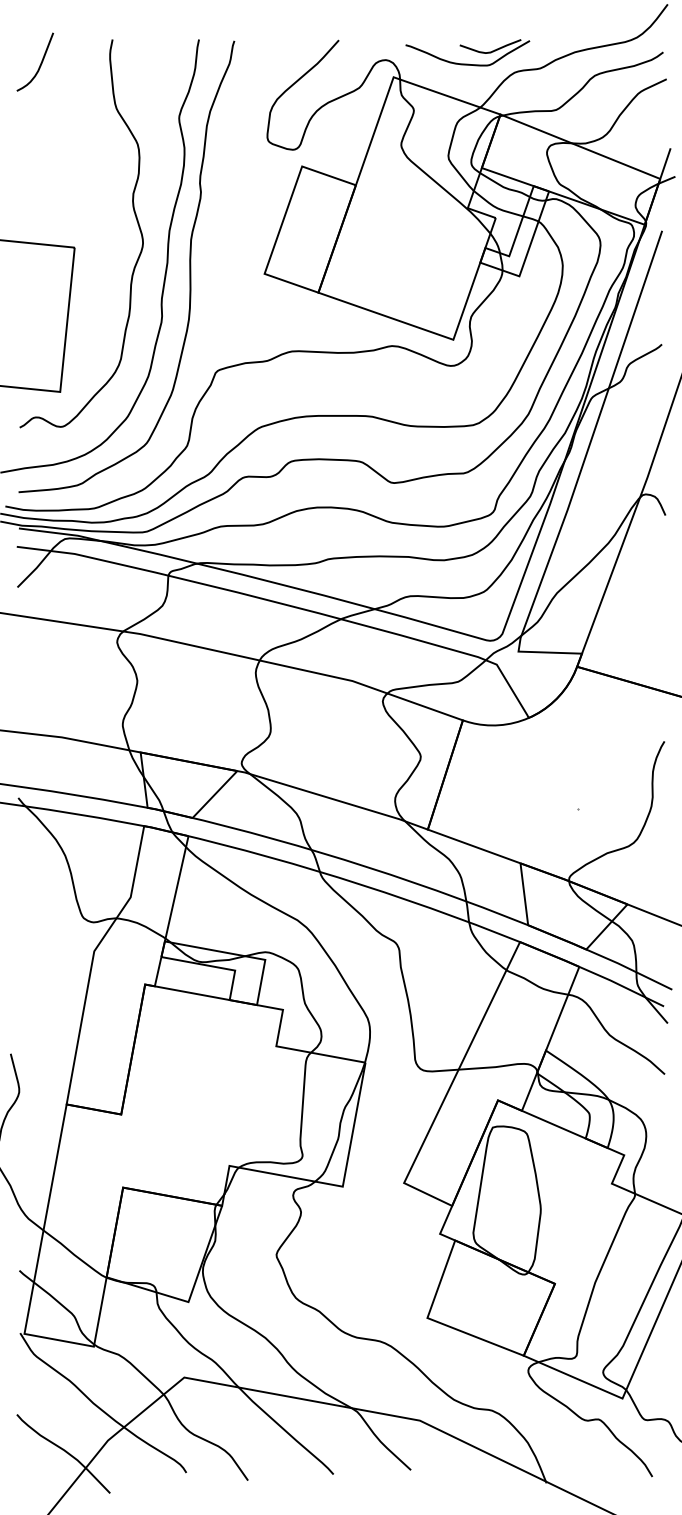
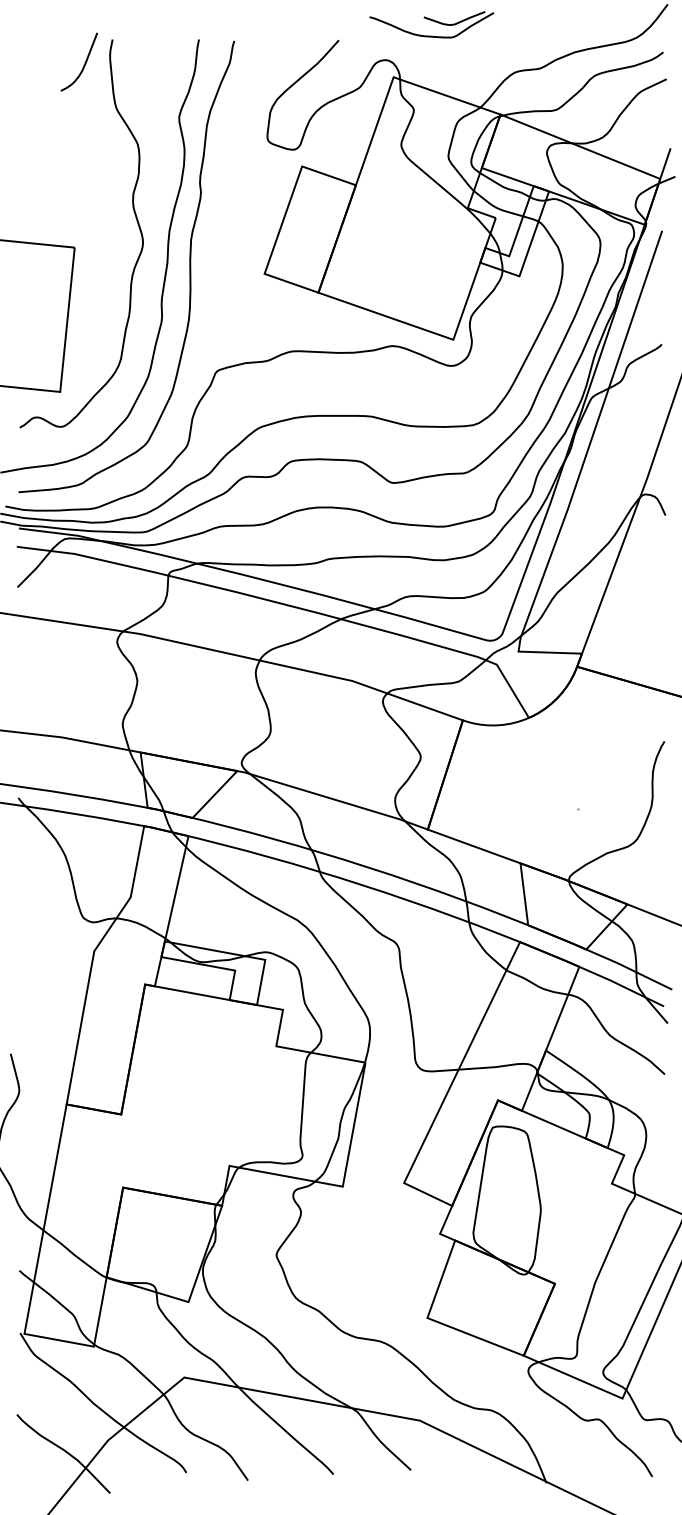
part position: (467, 52) -> (431, 24) (431, 24)
curve position: (40, 62) -> (84, 62) (84, 62)
